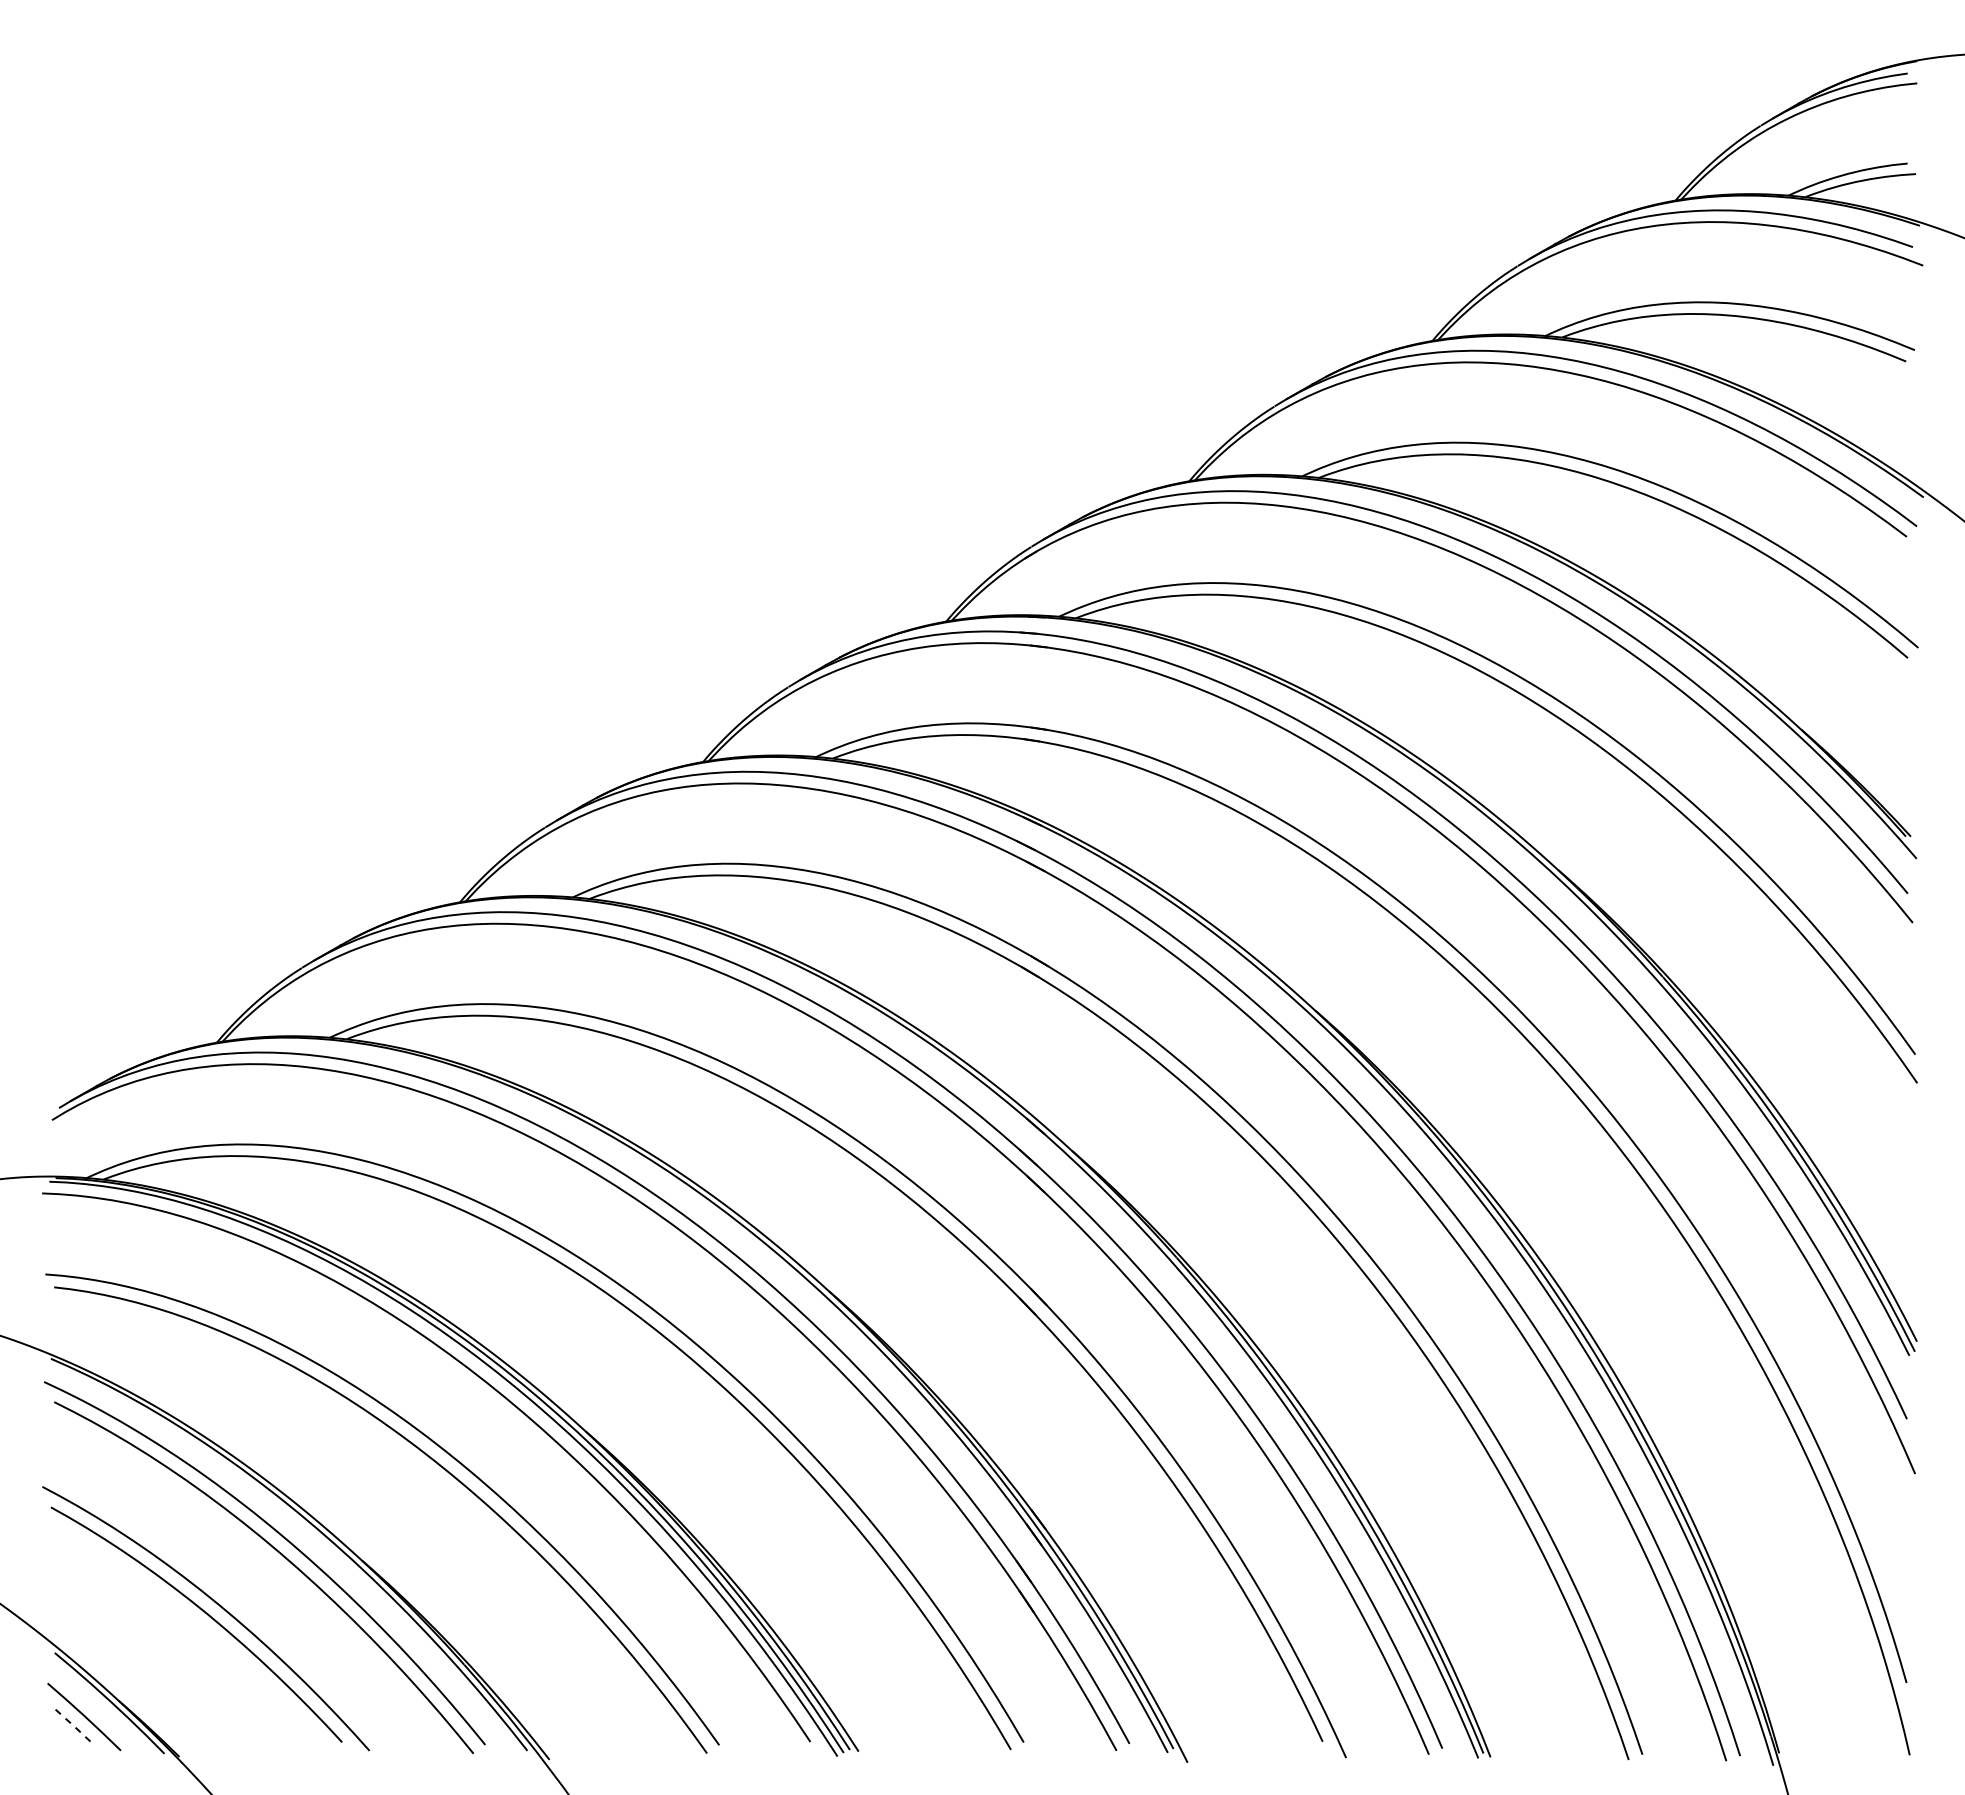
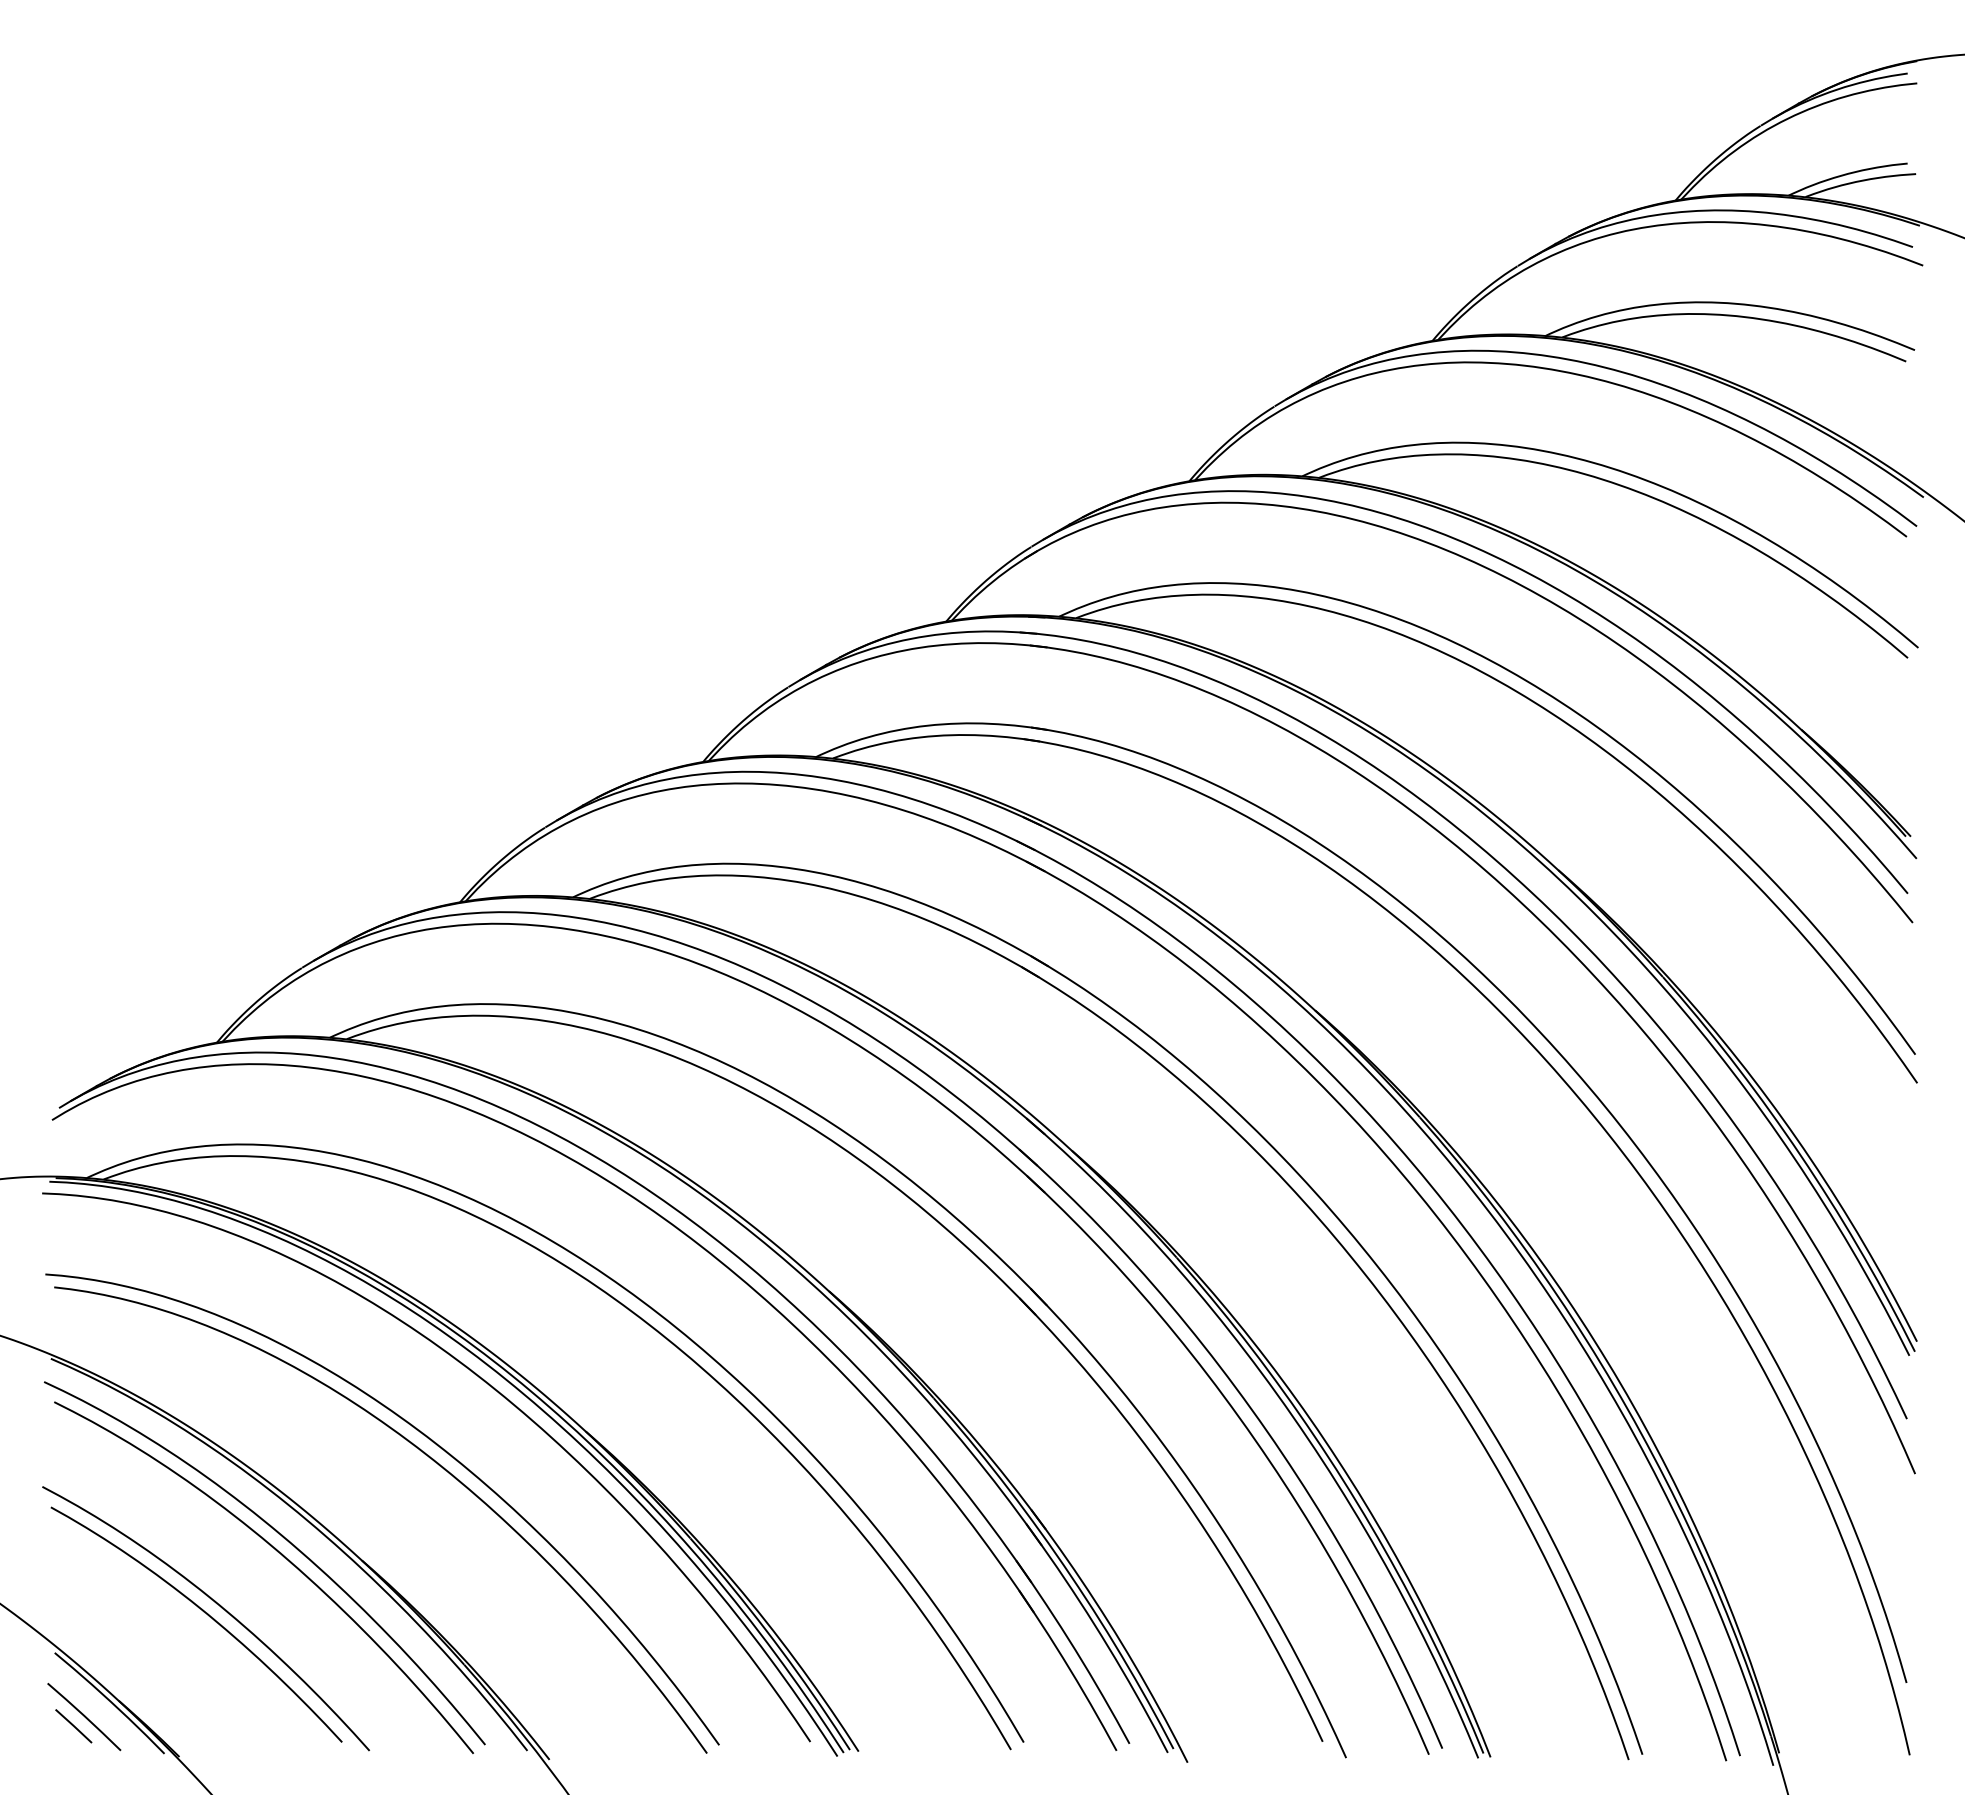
line: dashed -> solid (73, 1726)
